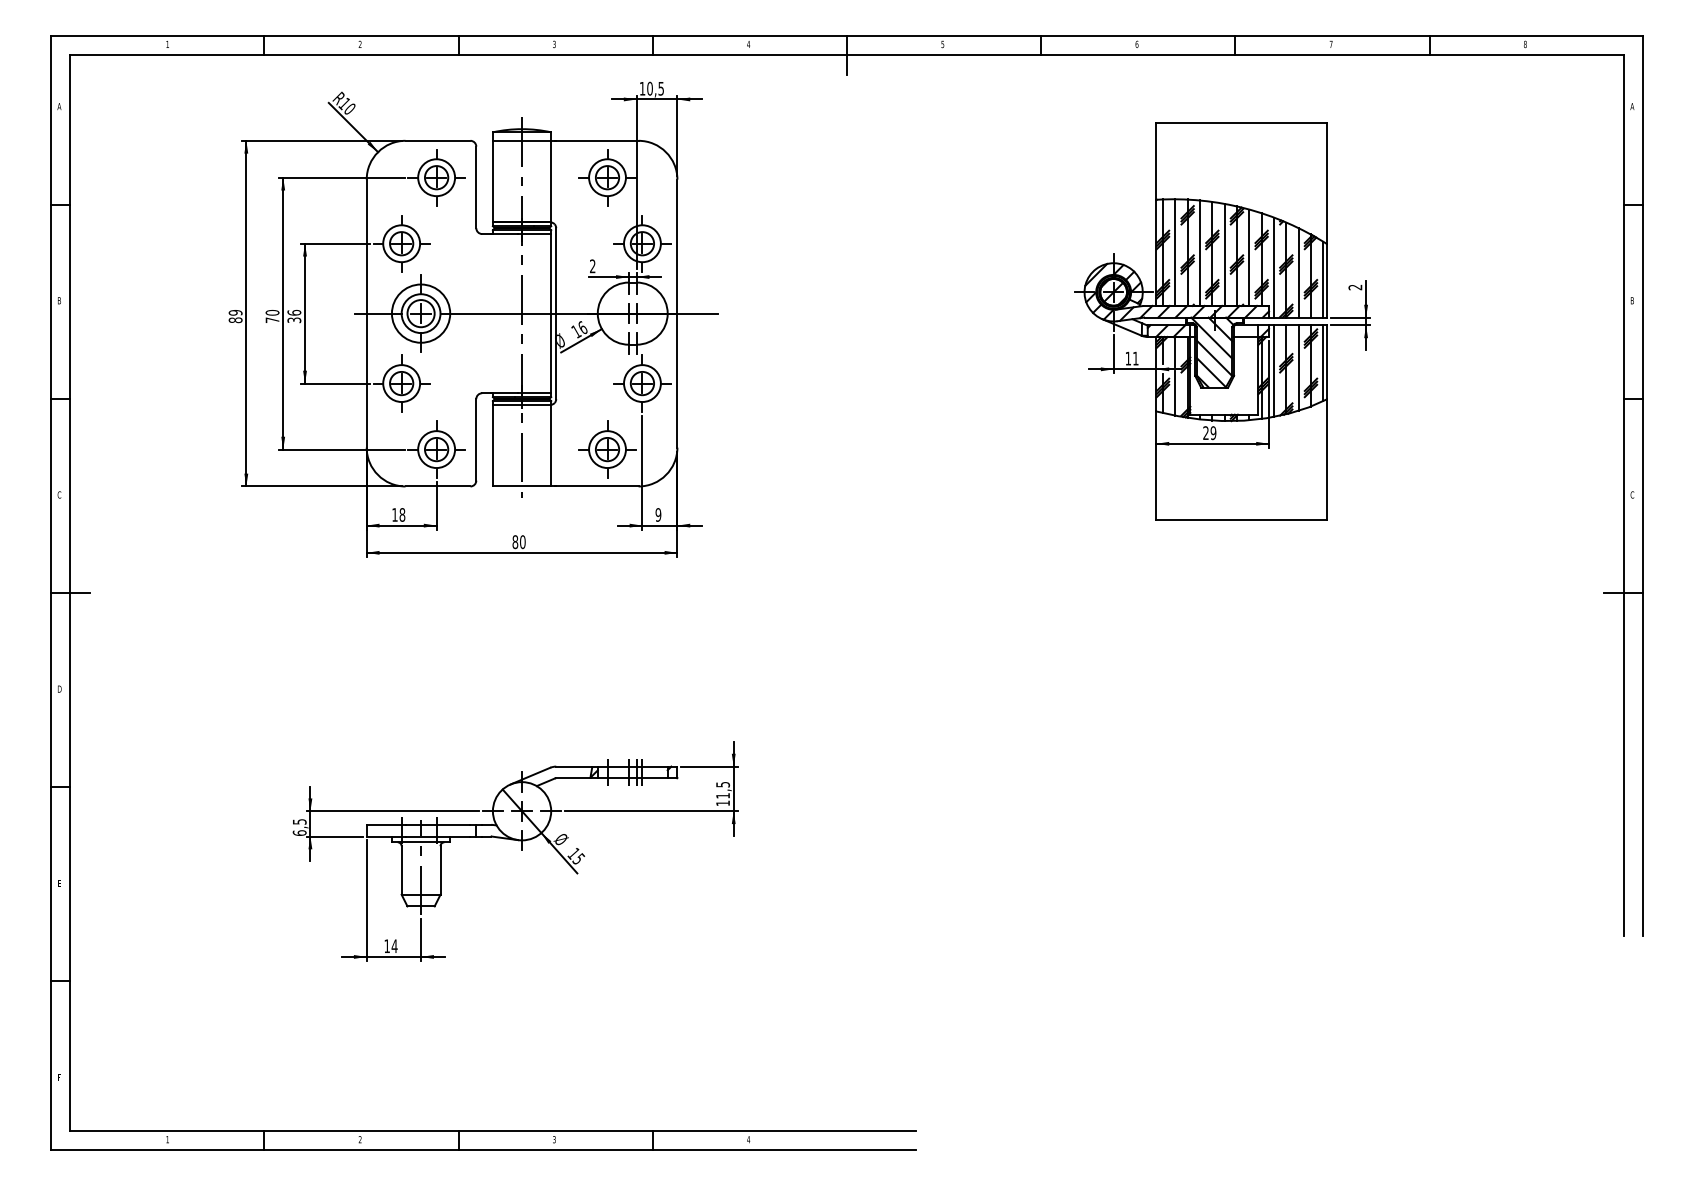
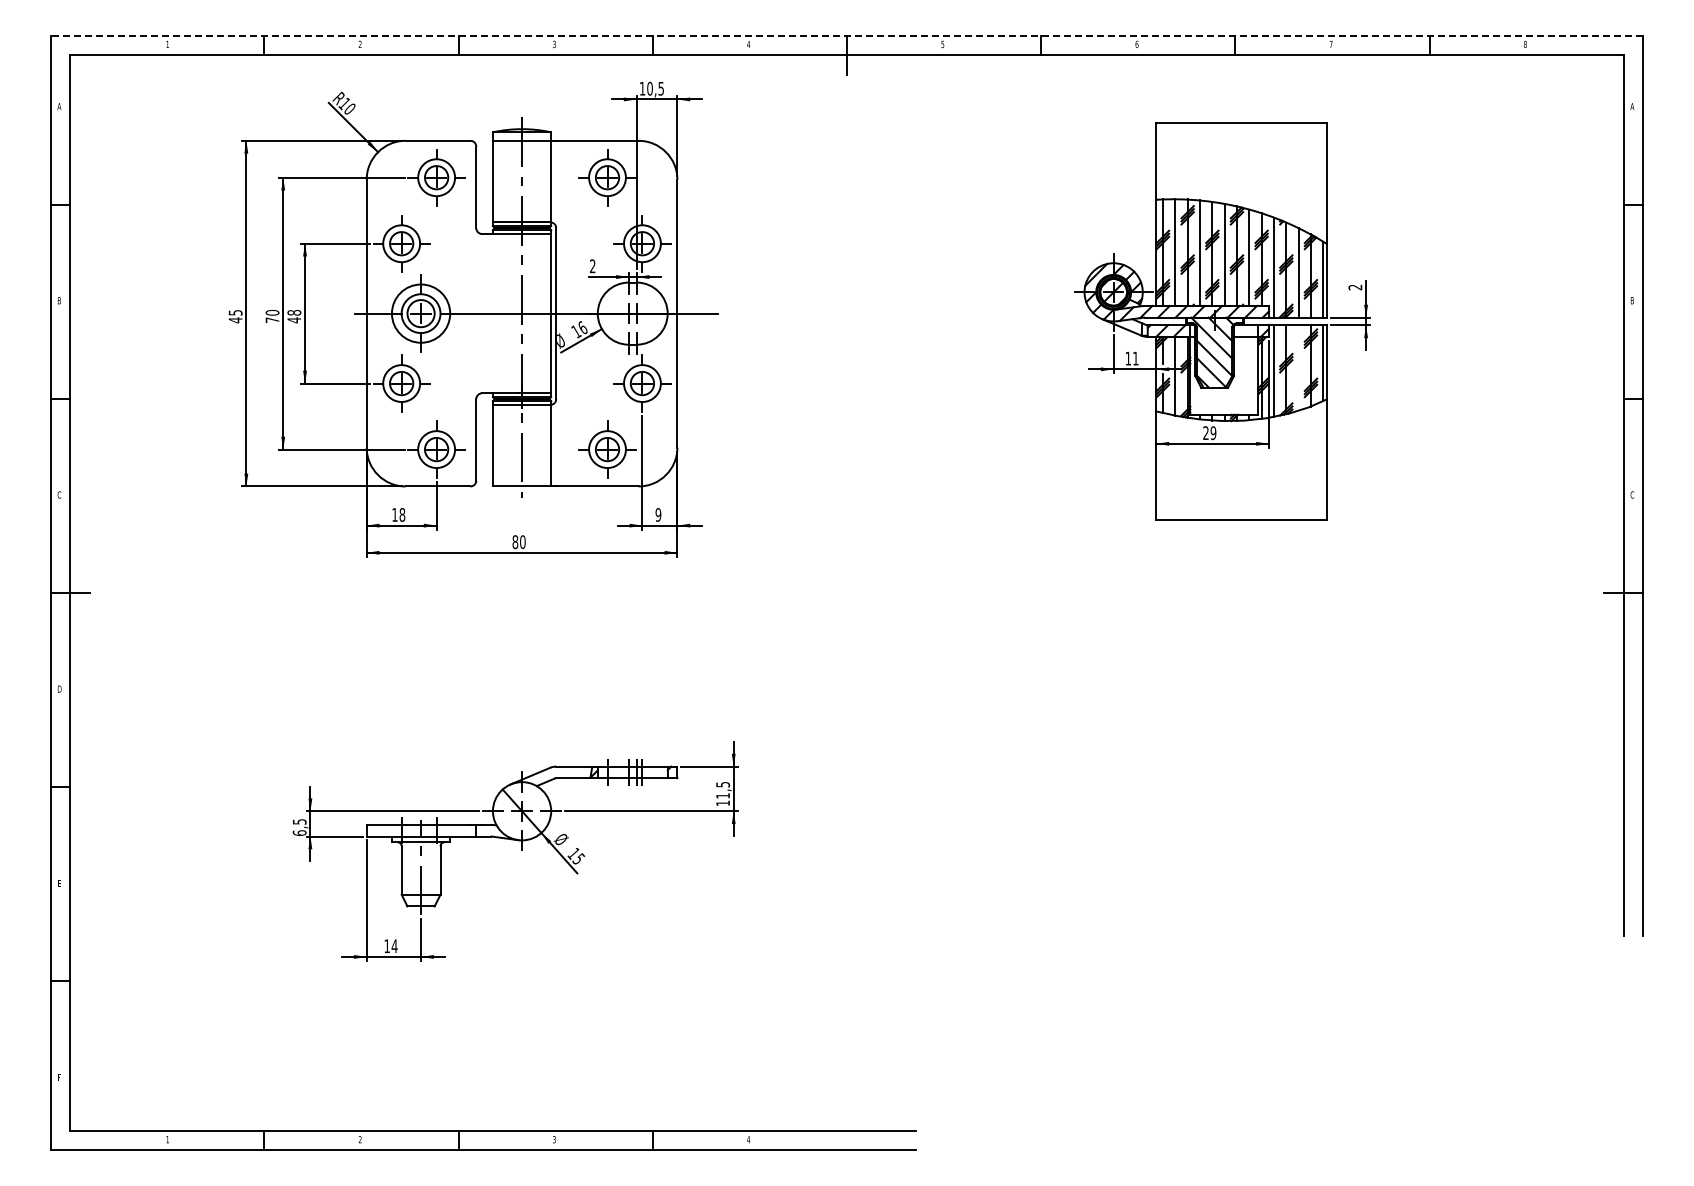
line: solid -> dashed (846, 35)
text: 89 -> 45 (235, 316)
text: 36 -> 48 (294, 316)
line: present -> none (1298, 367)
